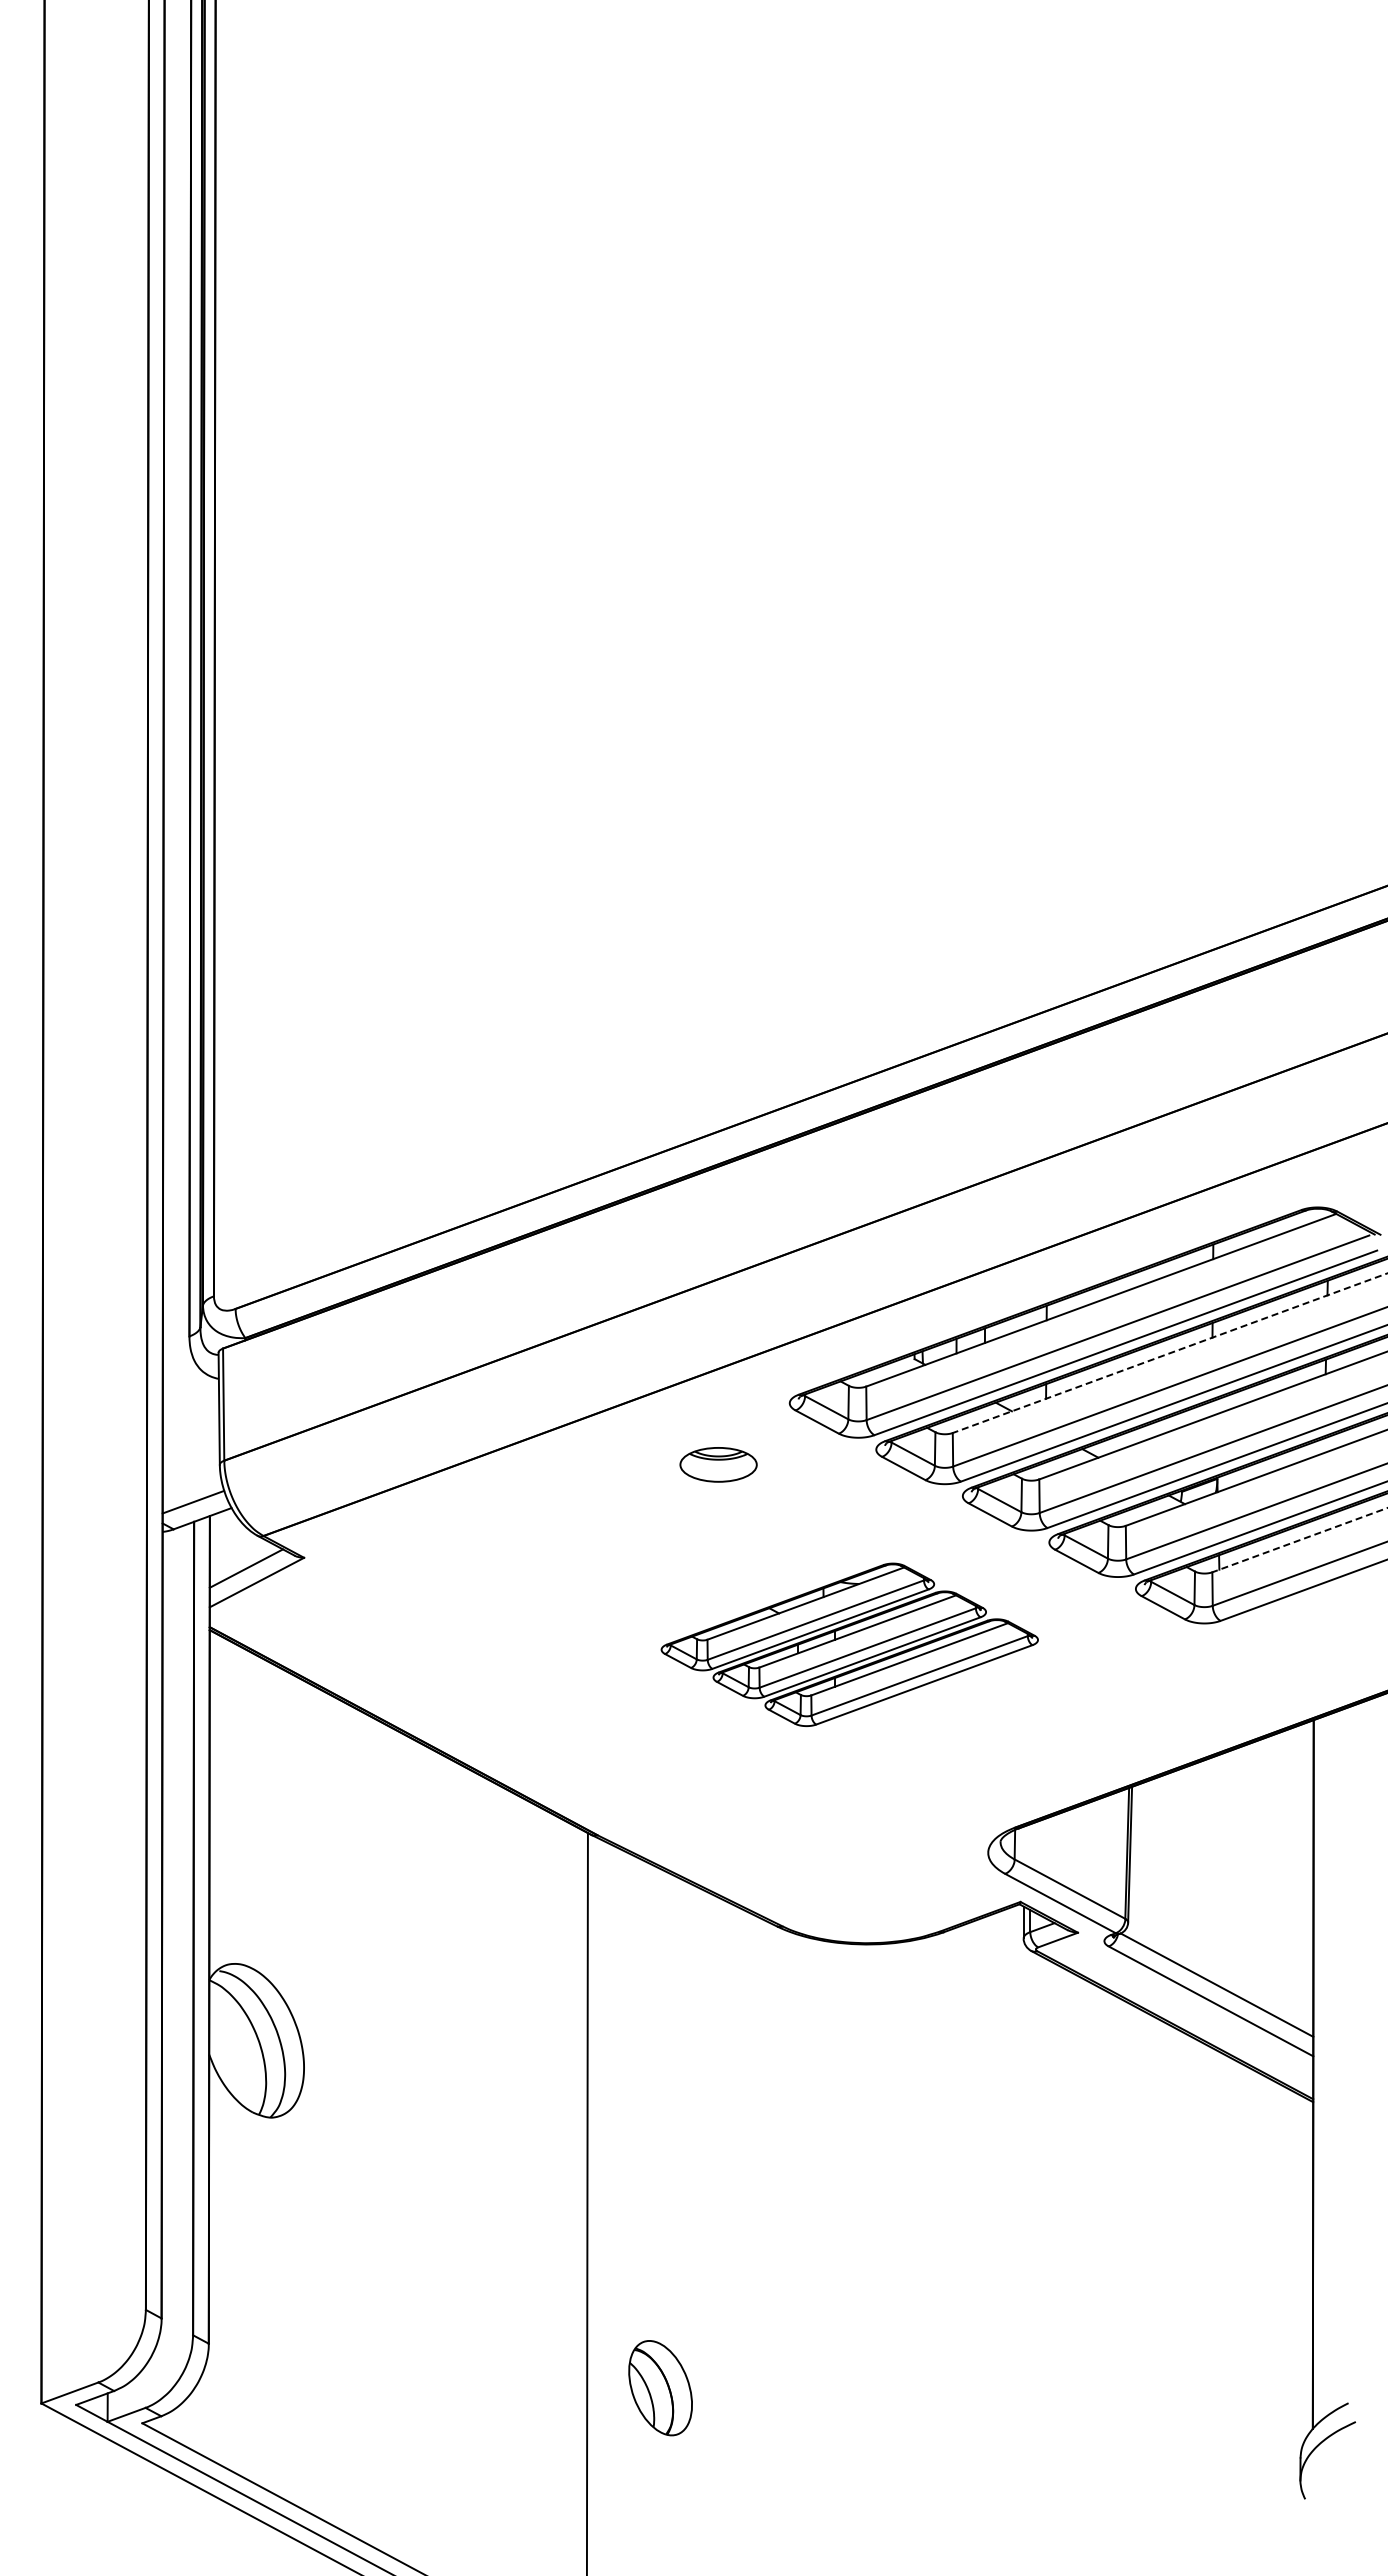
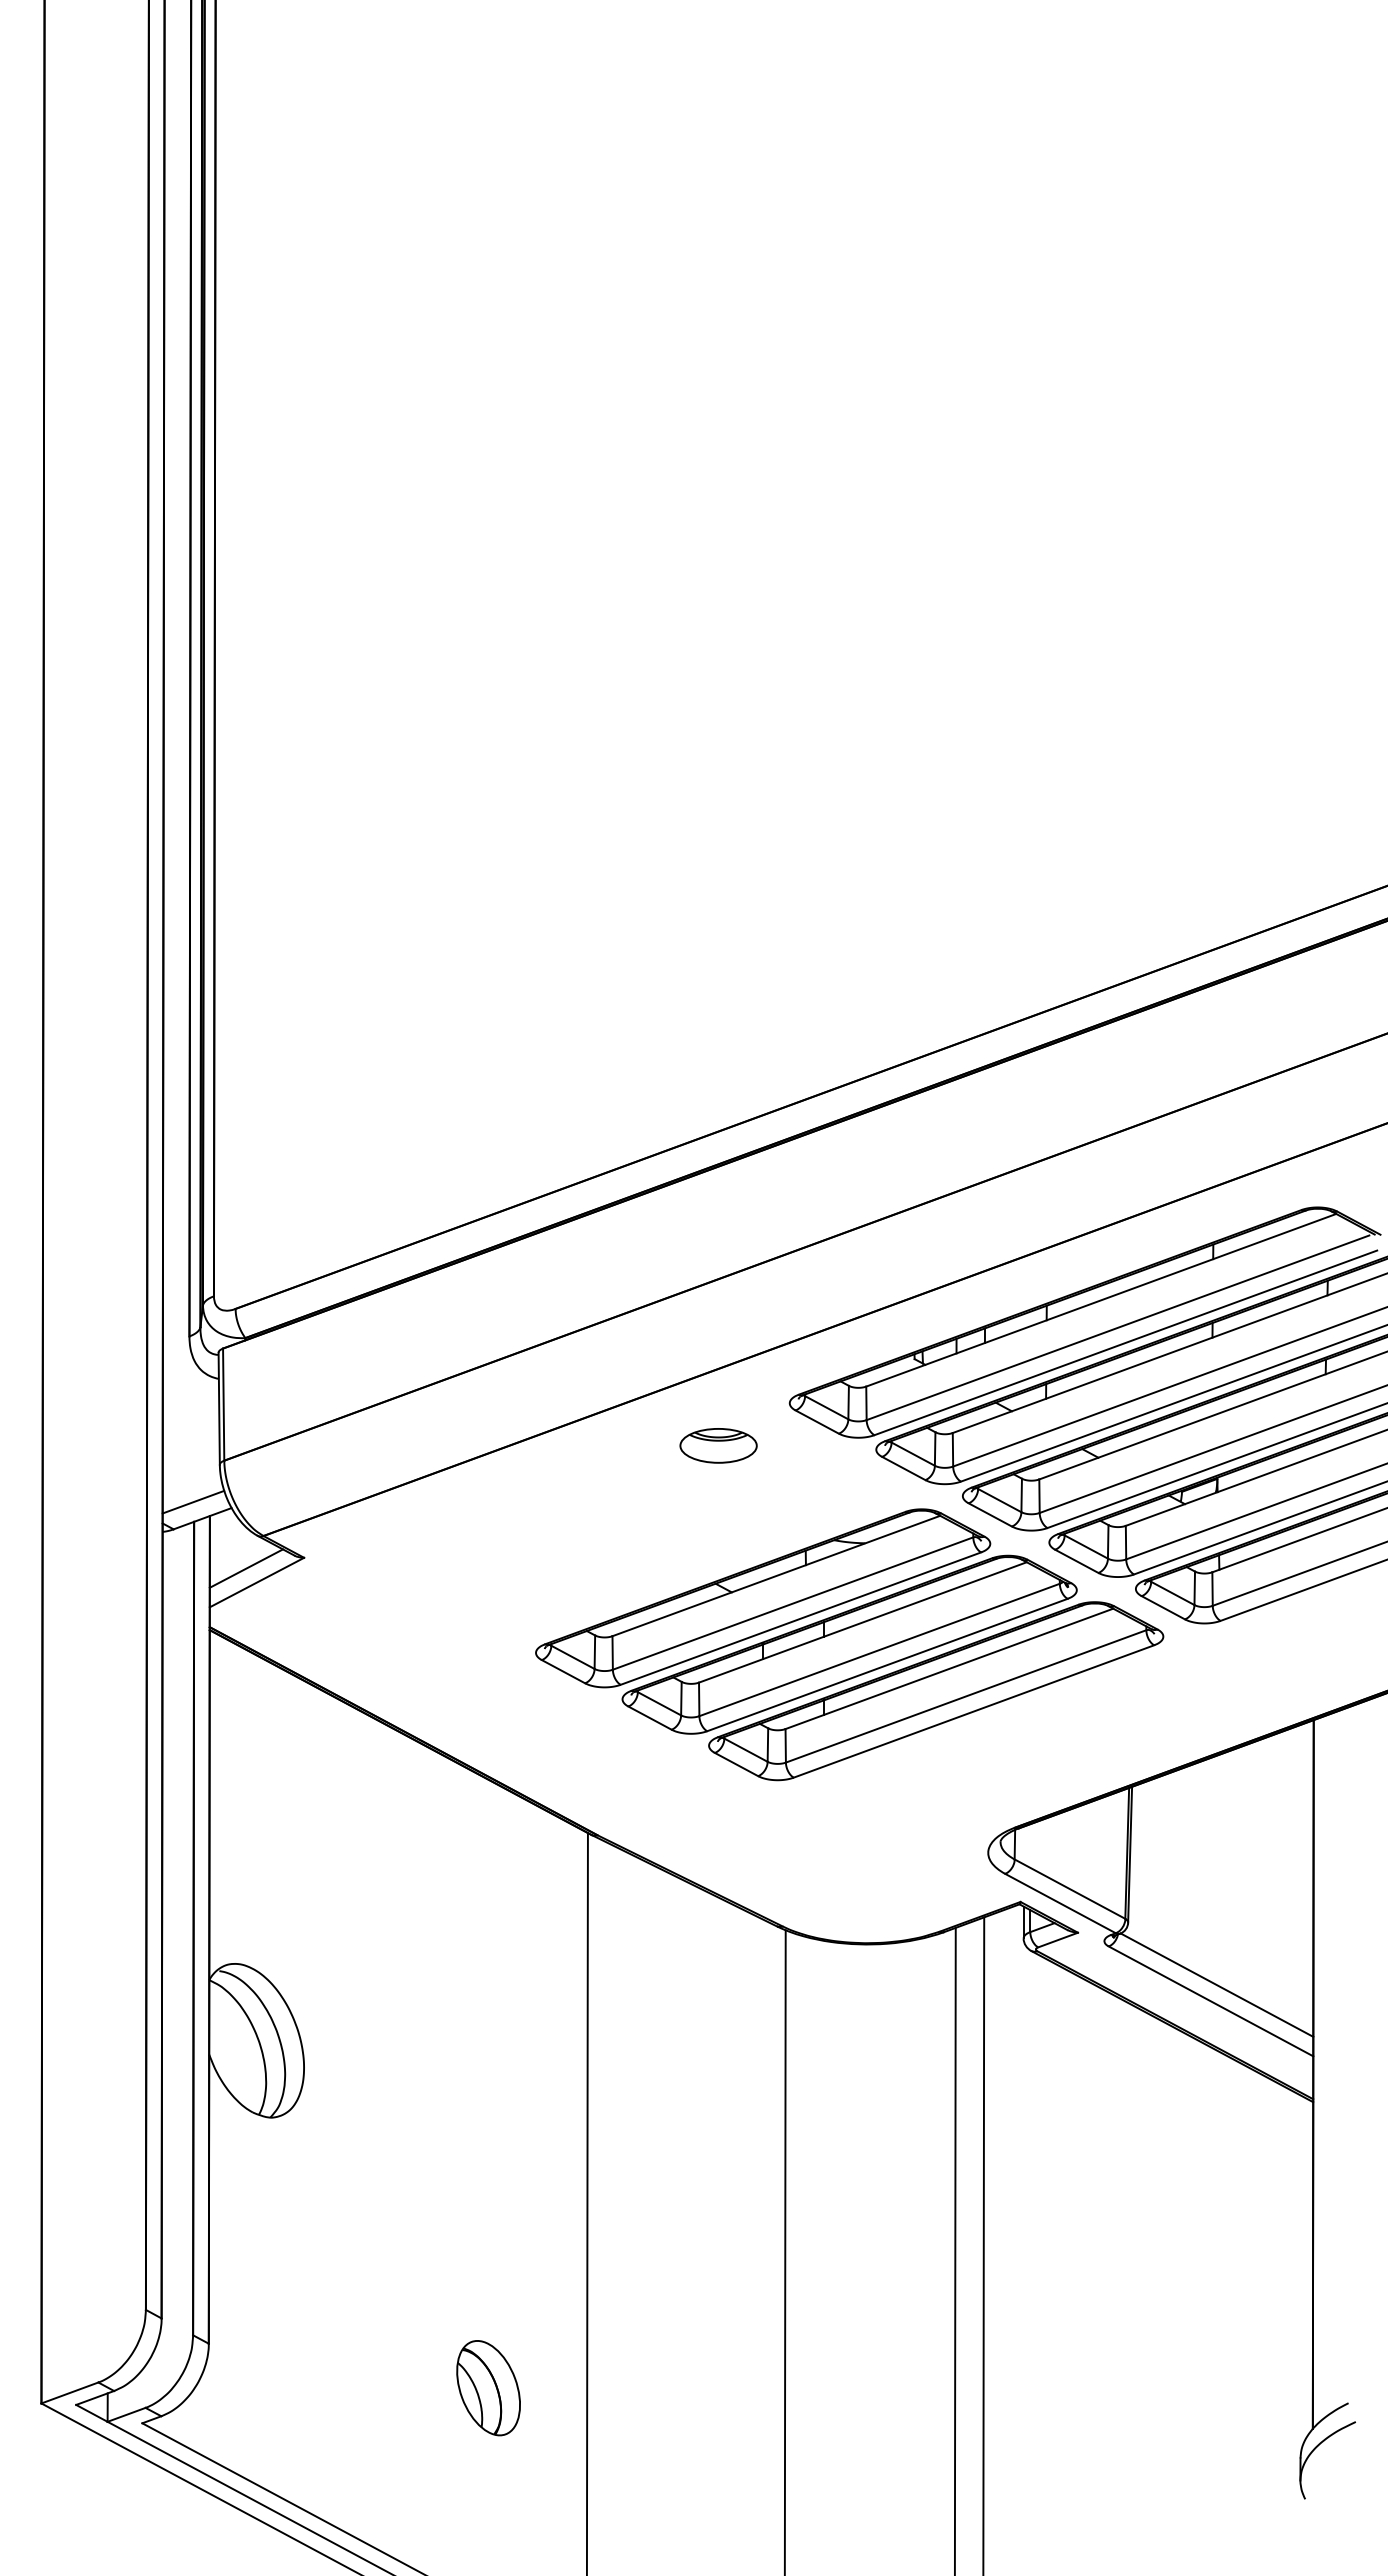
line: dashed -> solid (1169, 1353)
part position: (718, 1464) -> (718, 1445) (718, 1445)
line: dashed -> solid (1299, 1540)
part size: 379x165 px -> 630x274 px (849, 1644)
line: none -> present (983, 2244)
line: none -> present (954, 2249)
line: none -> present (784, 2251)
part position: (660, 2388) -> (488, 2388) (488, 2388)
